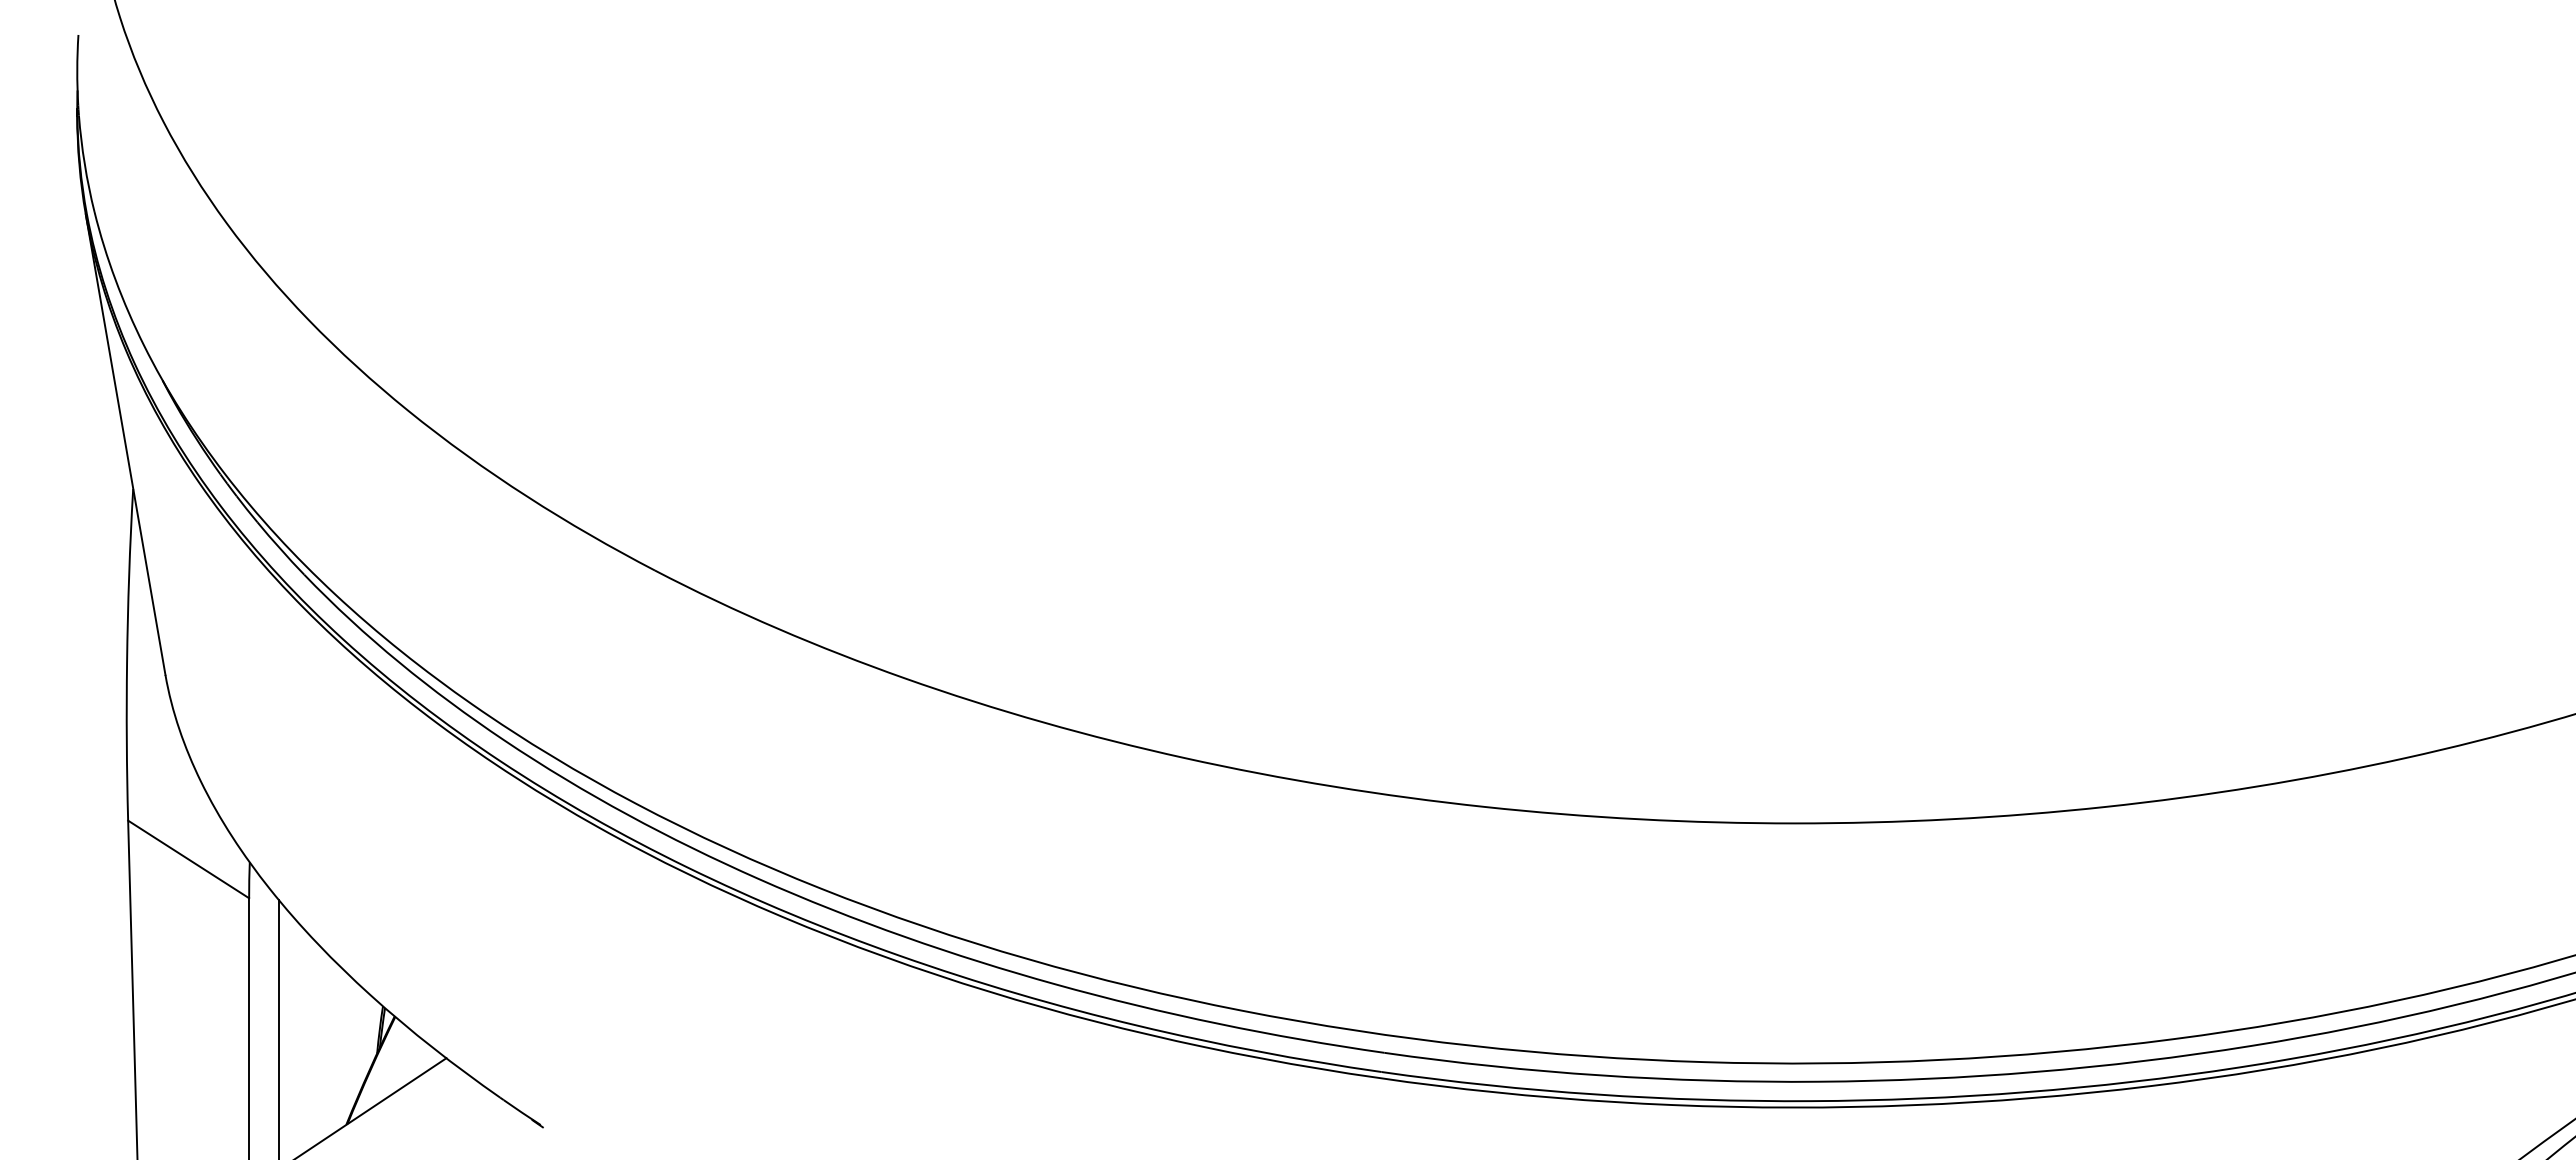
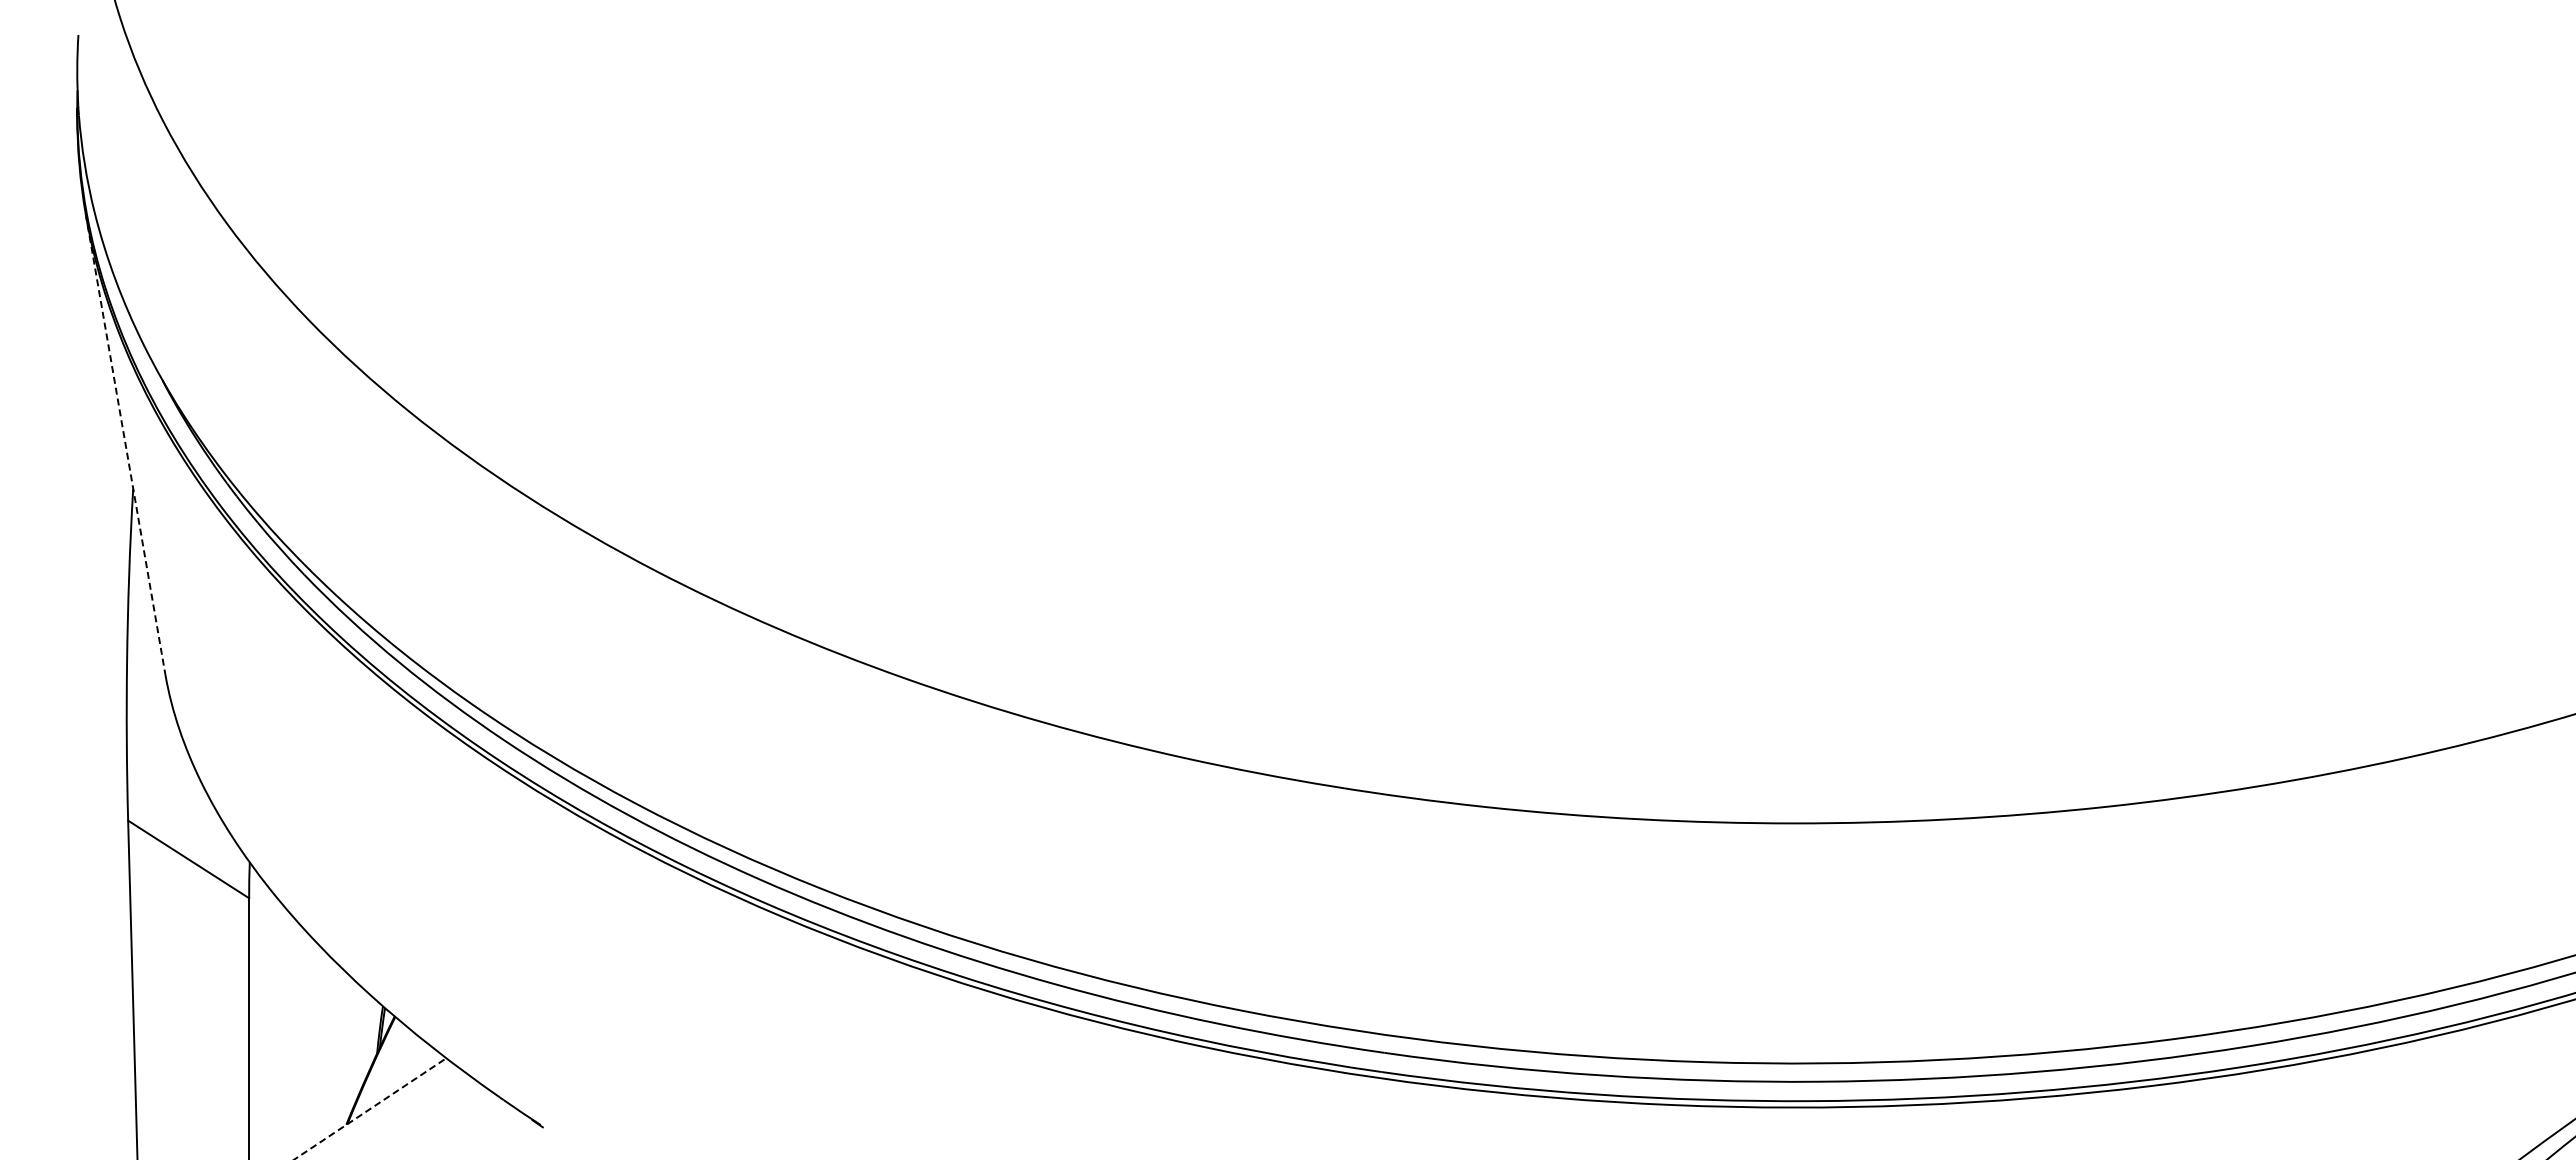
line: solid -> dashed (125, 444)
line: present -> none (279, 1028)
line: solid -> dashed (370, 1109)
